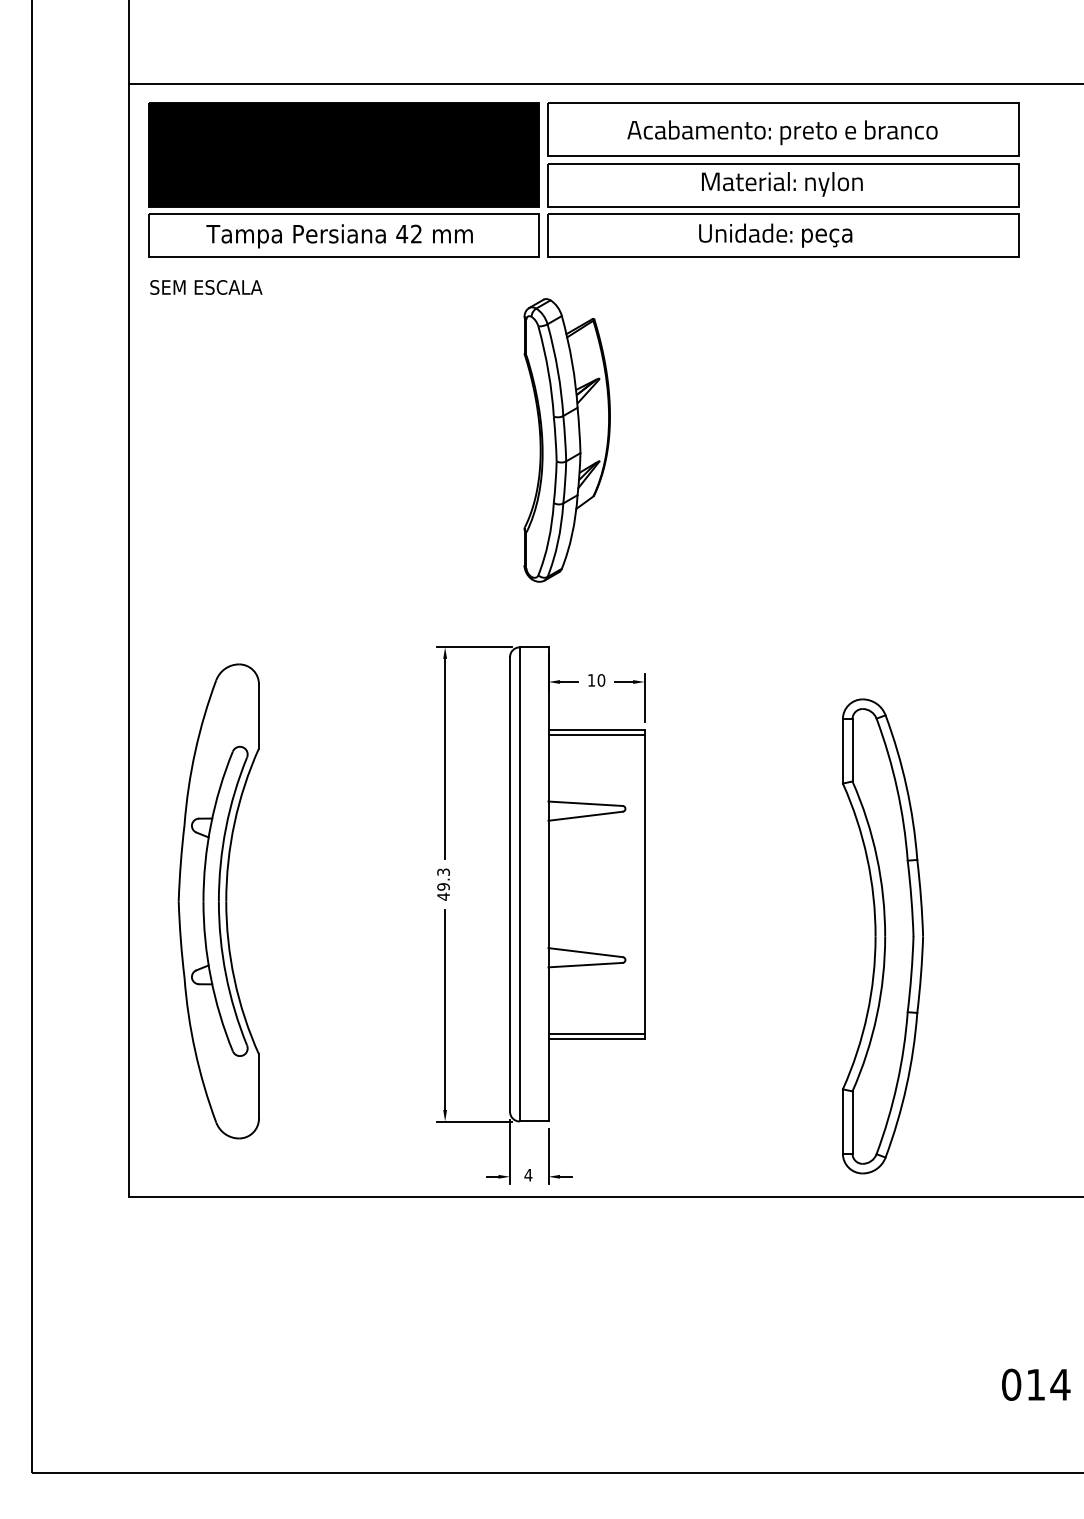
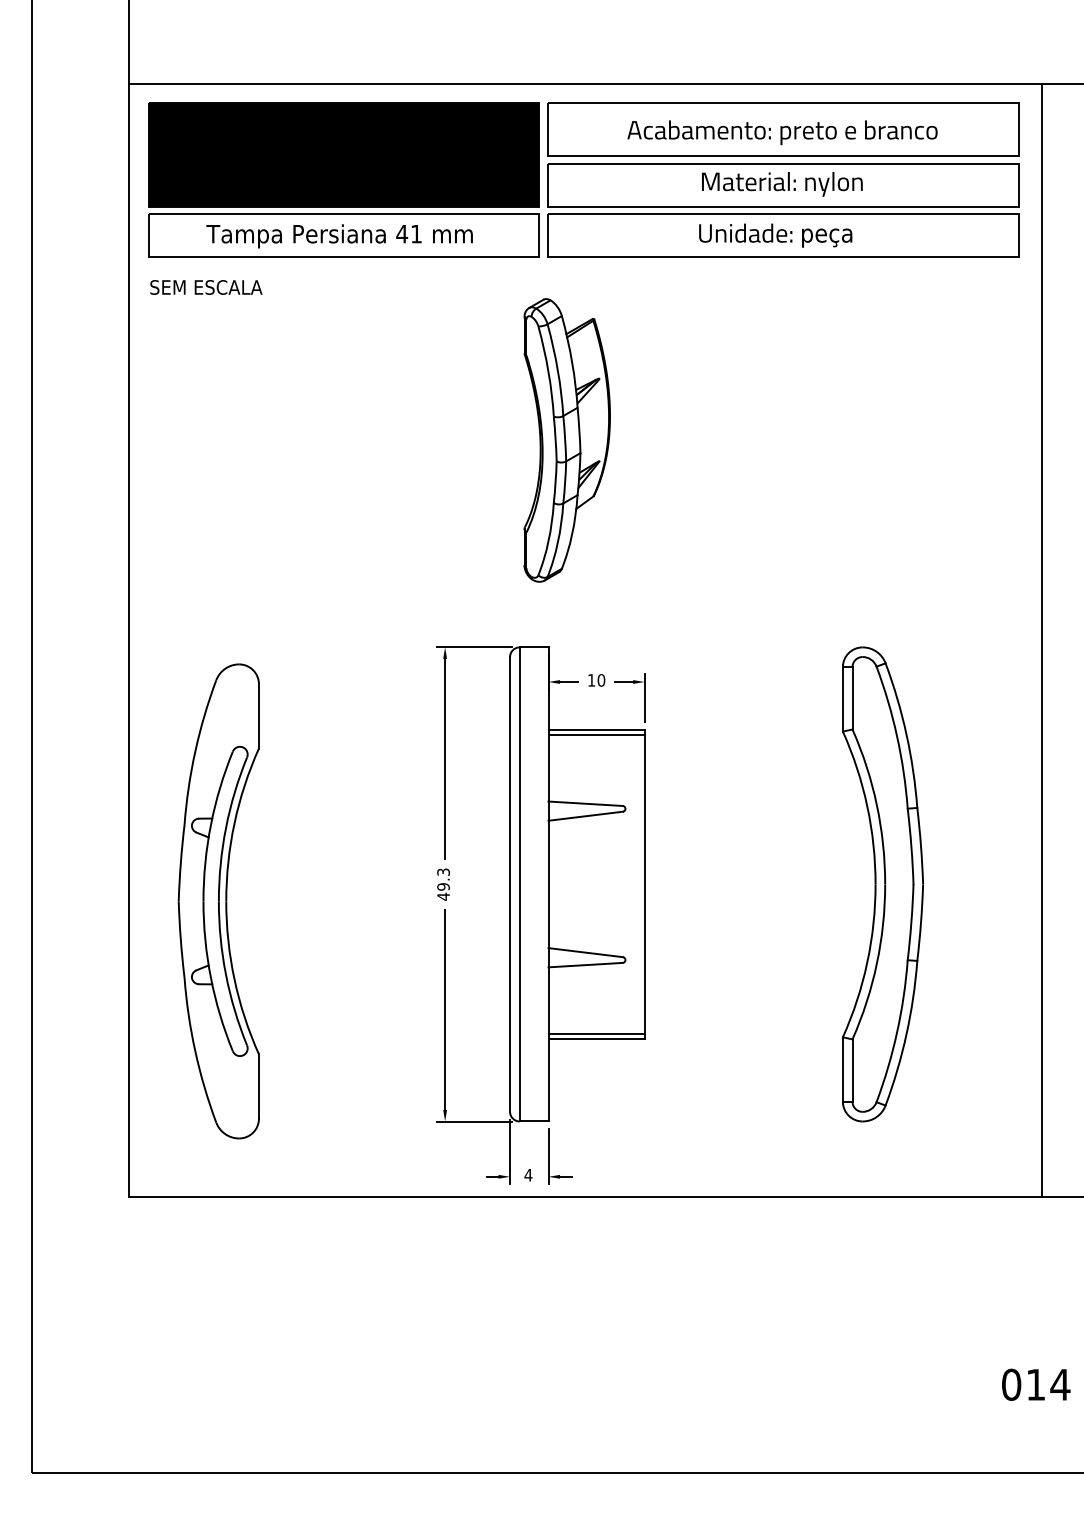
text: 42 -> 41 (416, 233)
line: none -> present (1041, 640)
part position: (882, 936) -> (882, 884) (882, 884)
